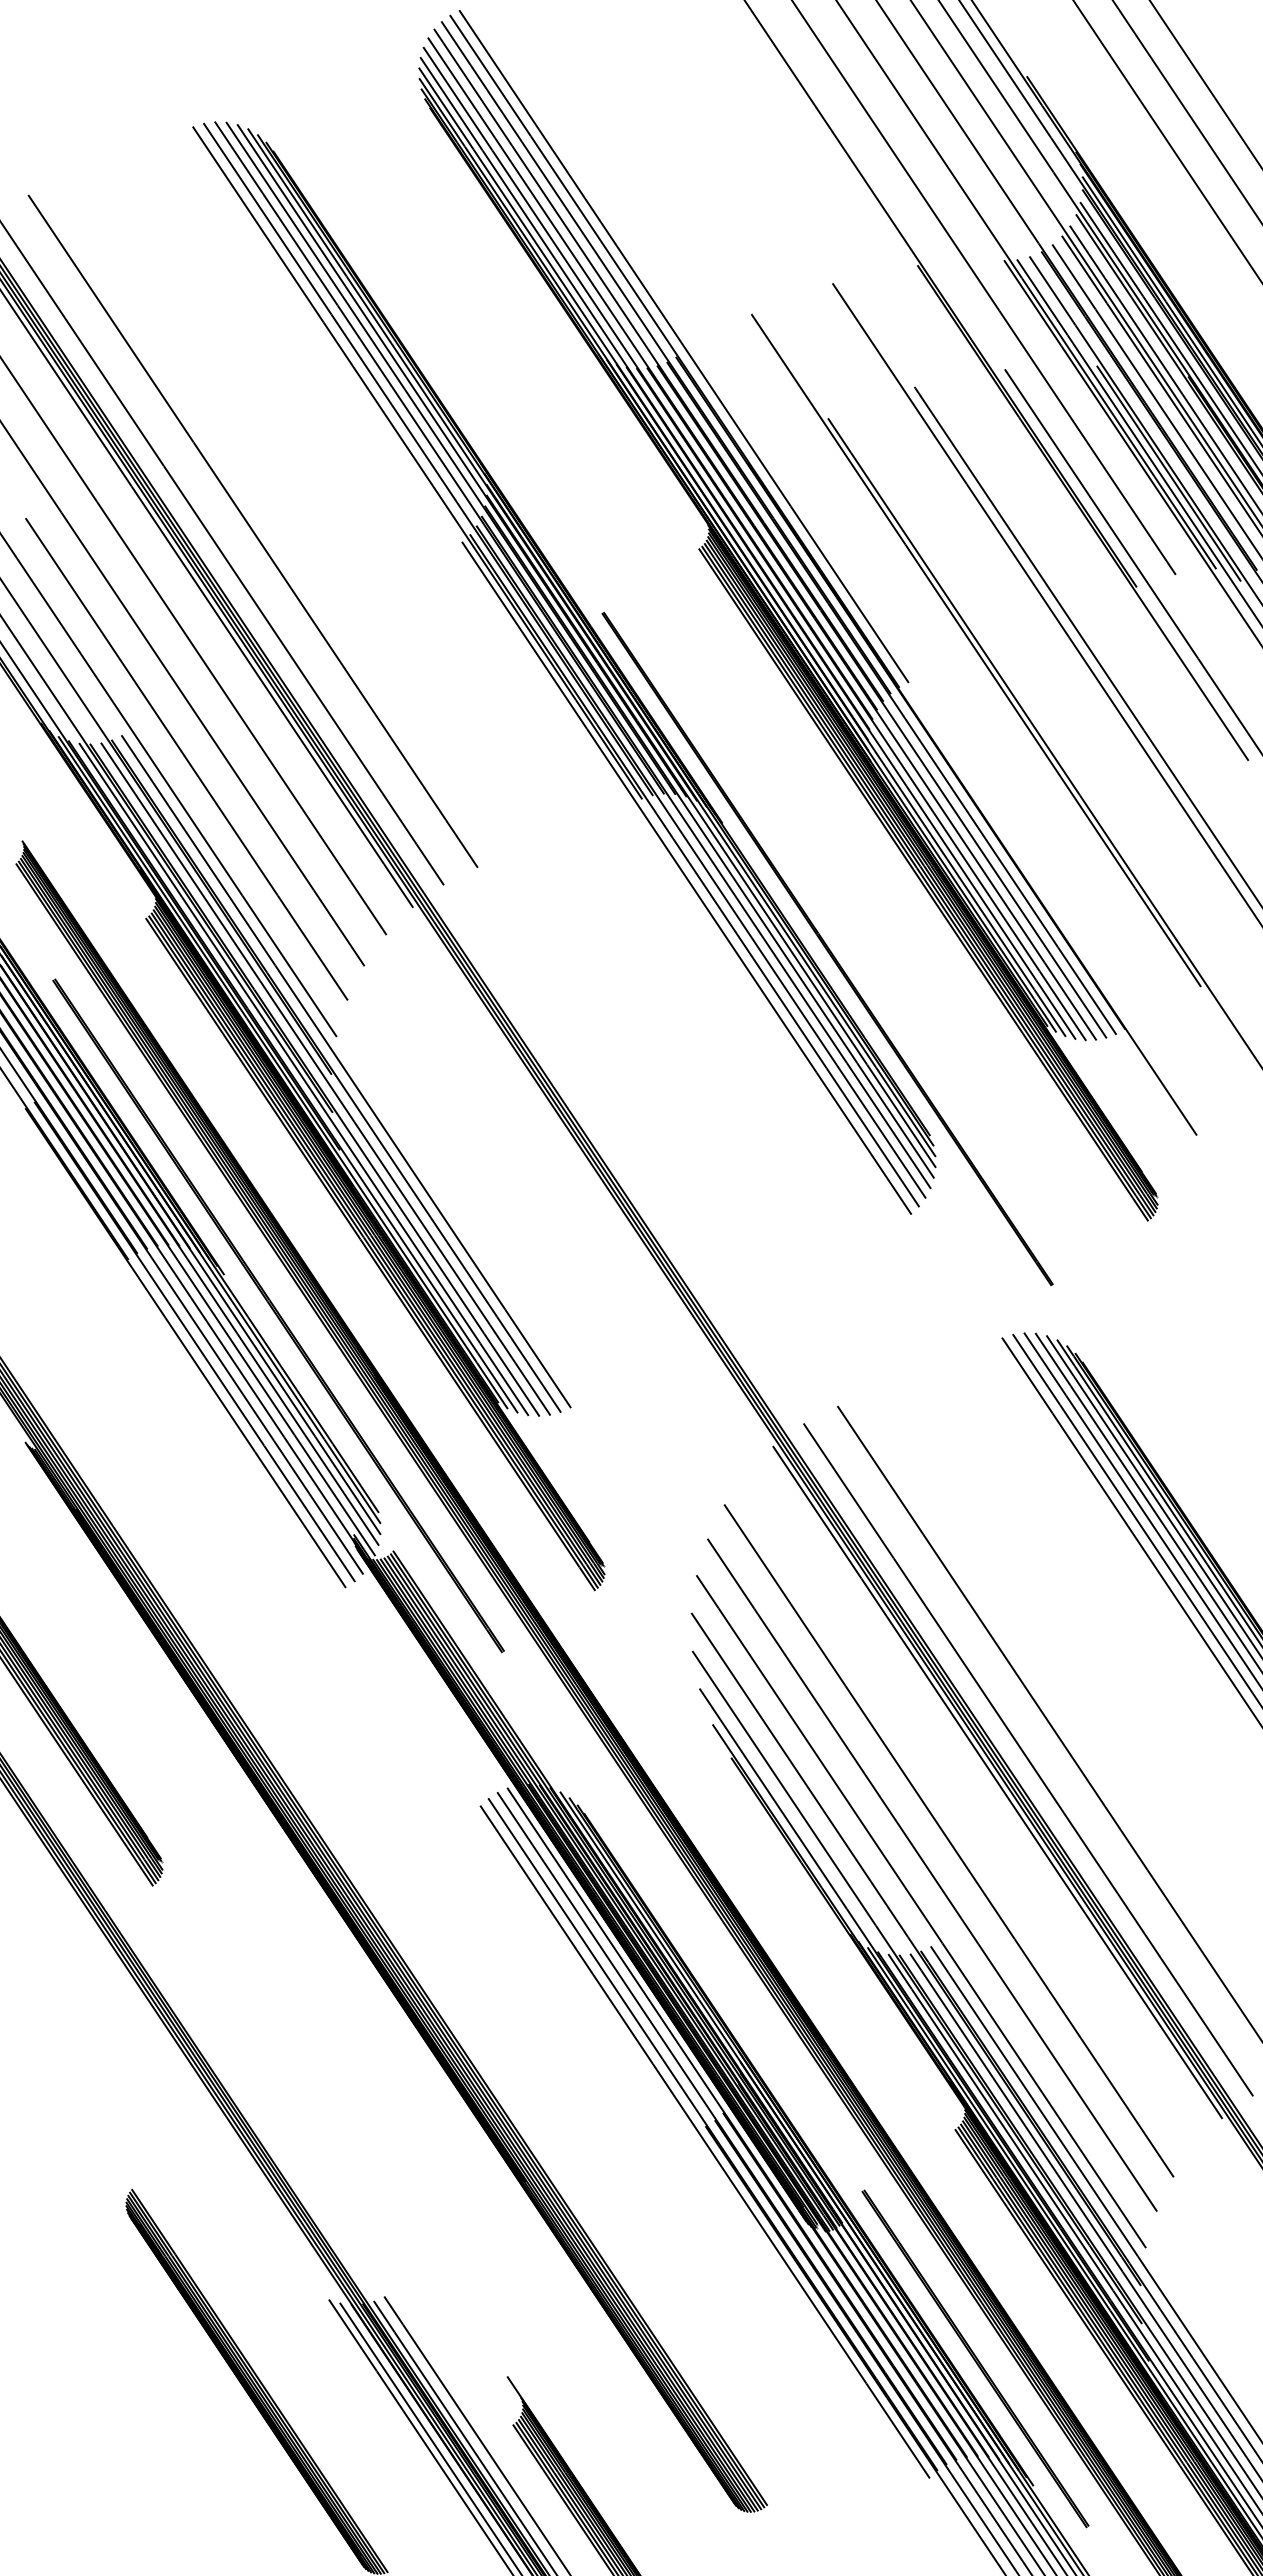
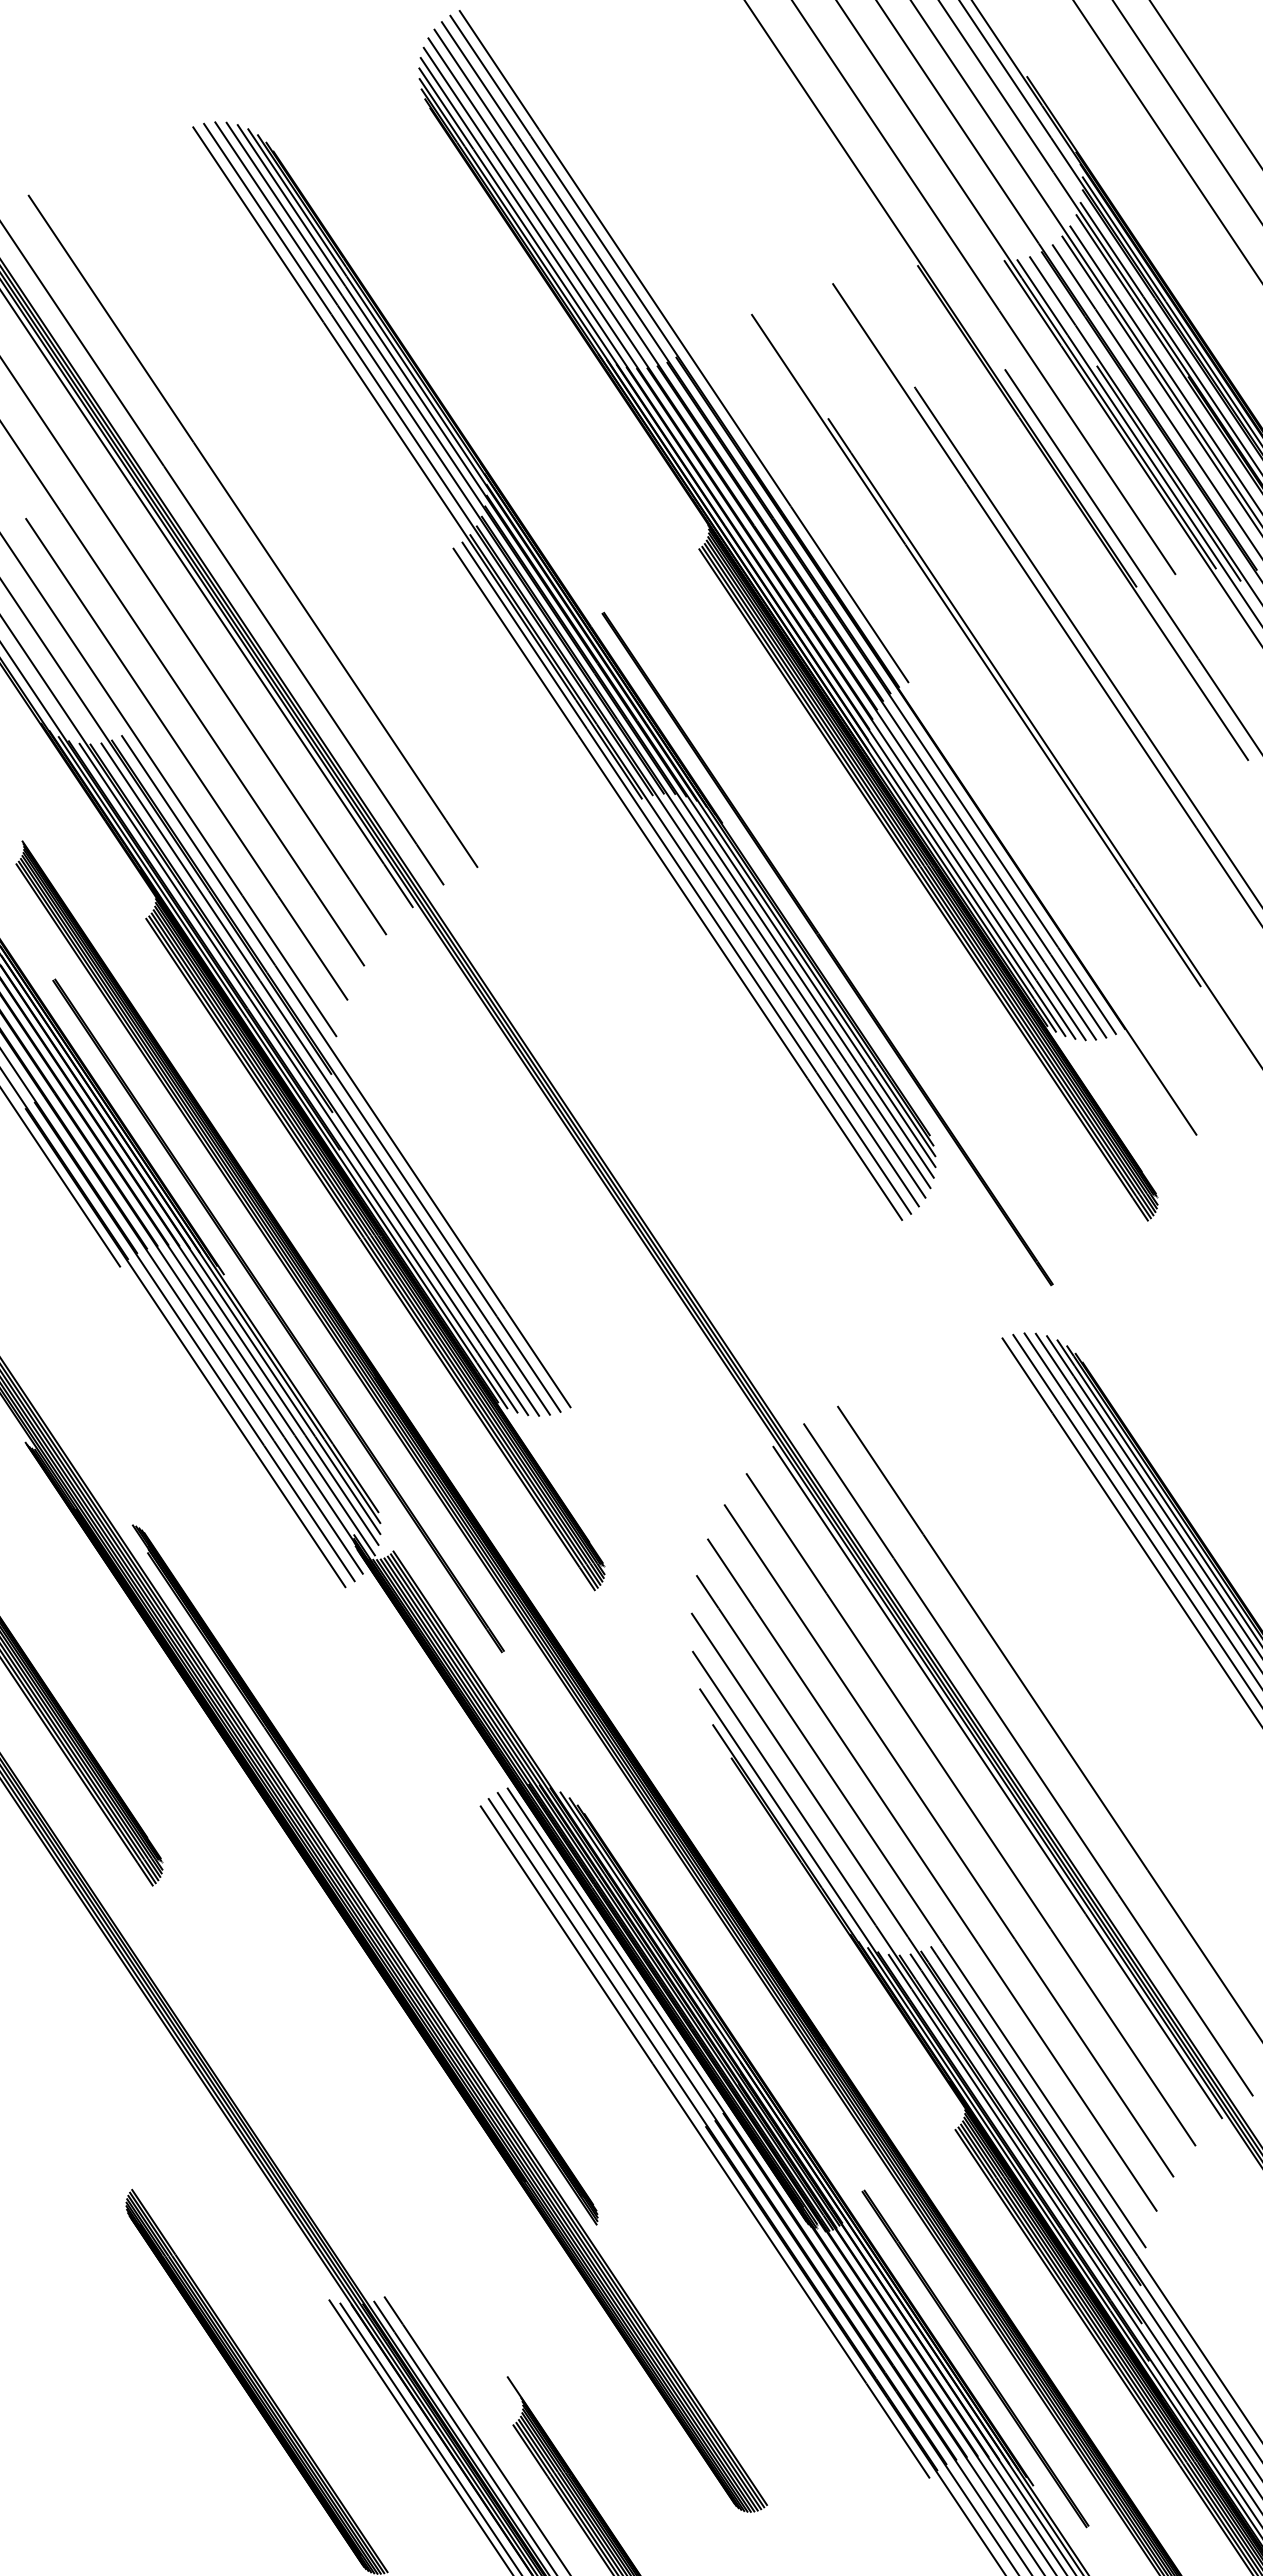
line: none -> present (677, 883)
line: none -> present (61, 1178)
line: none -> present (970, 1809)
part: none -> present (364, 1874)
